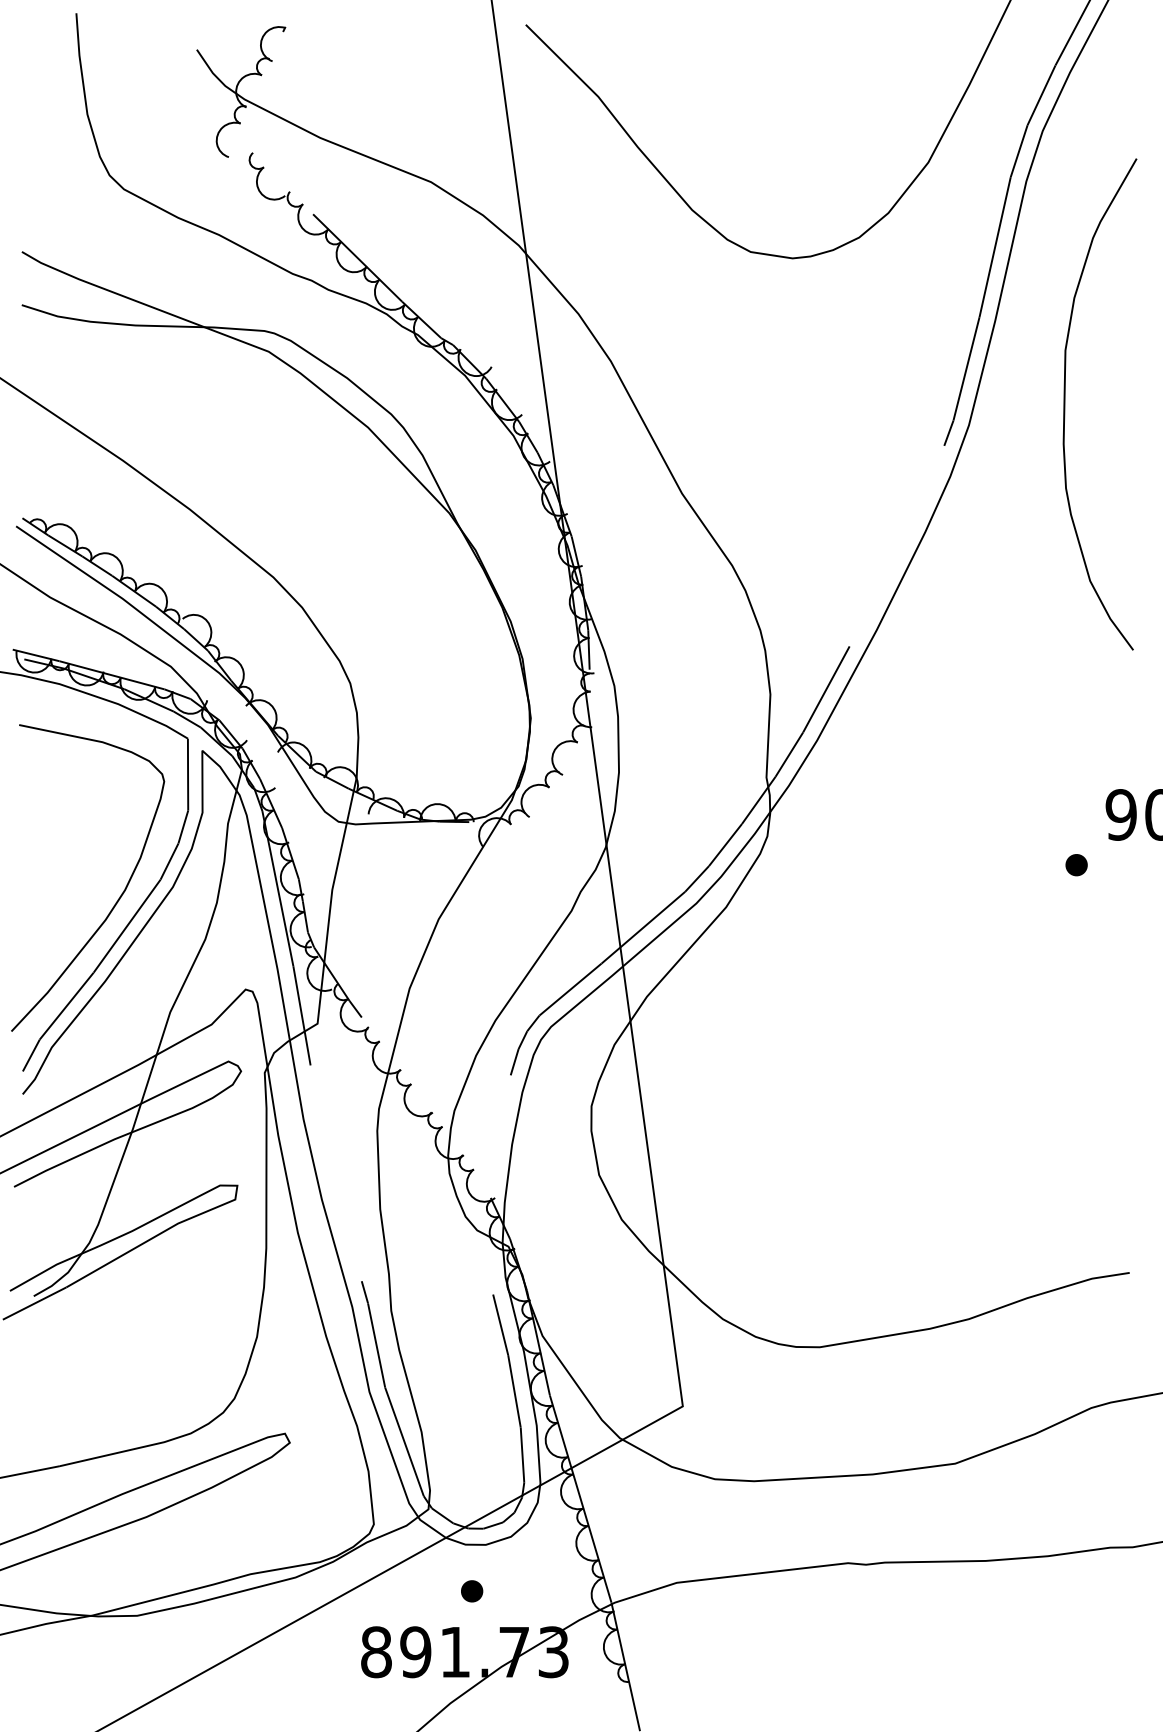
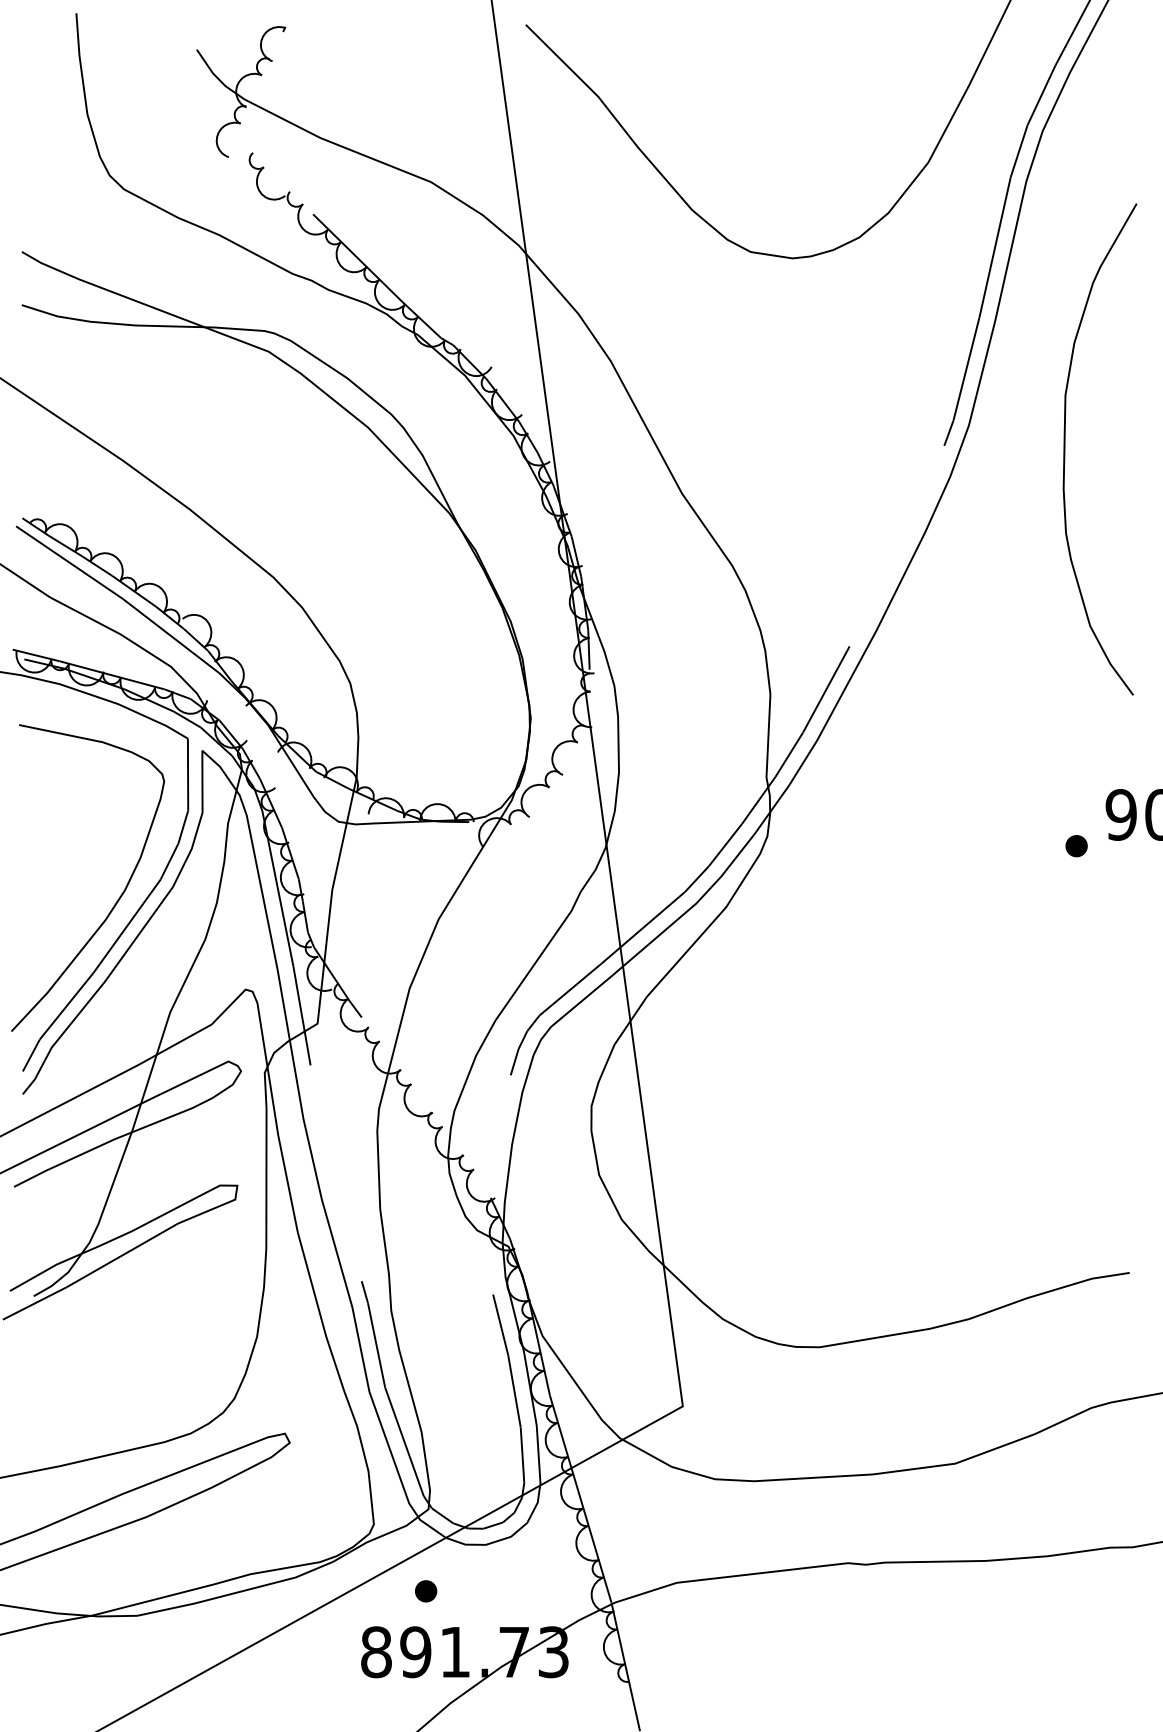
curve position: (1065, 404) -> (1065, 449) (1065, 449)
part position: (1076, 865) -> (1076, 846) (1076, 846)
part position: (472, 1591) -> (426, 1591) (426, 1591)
